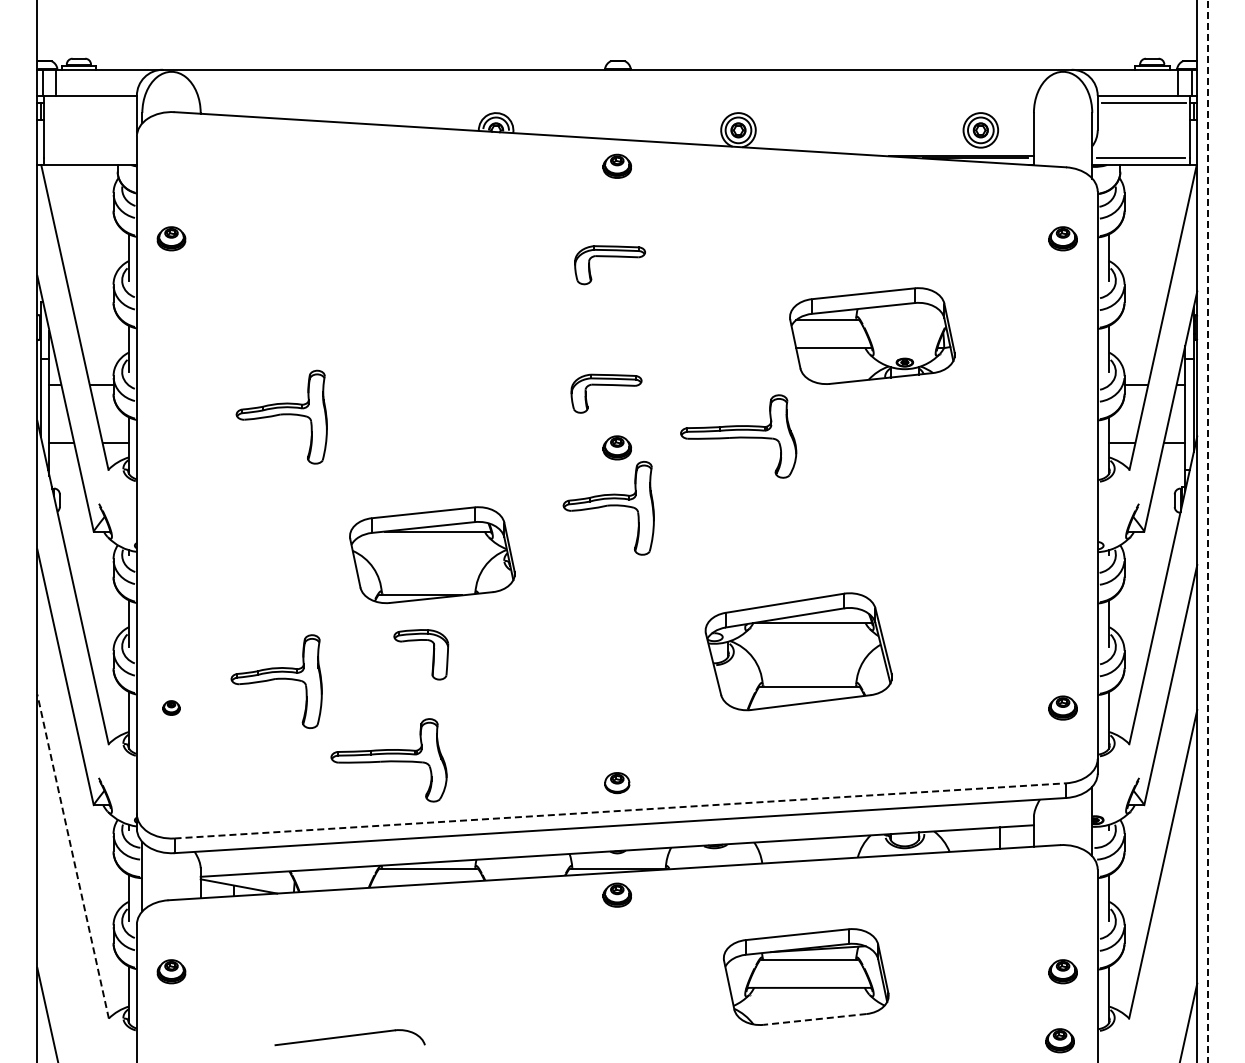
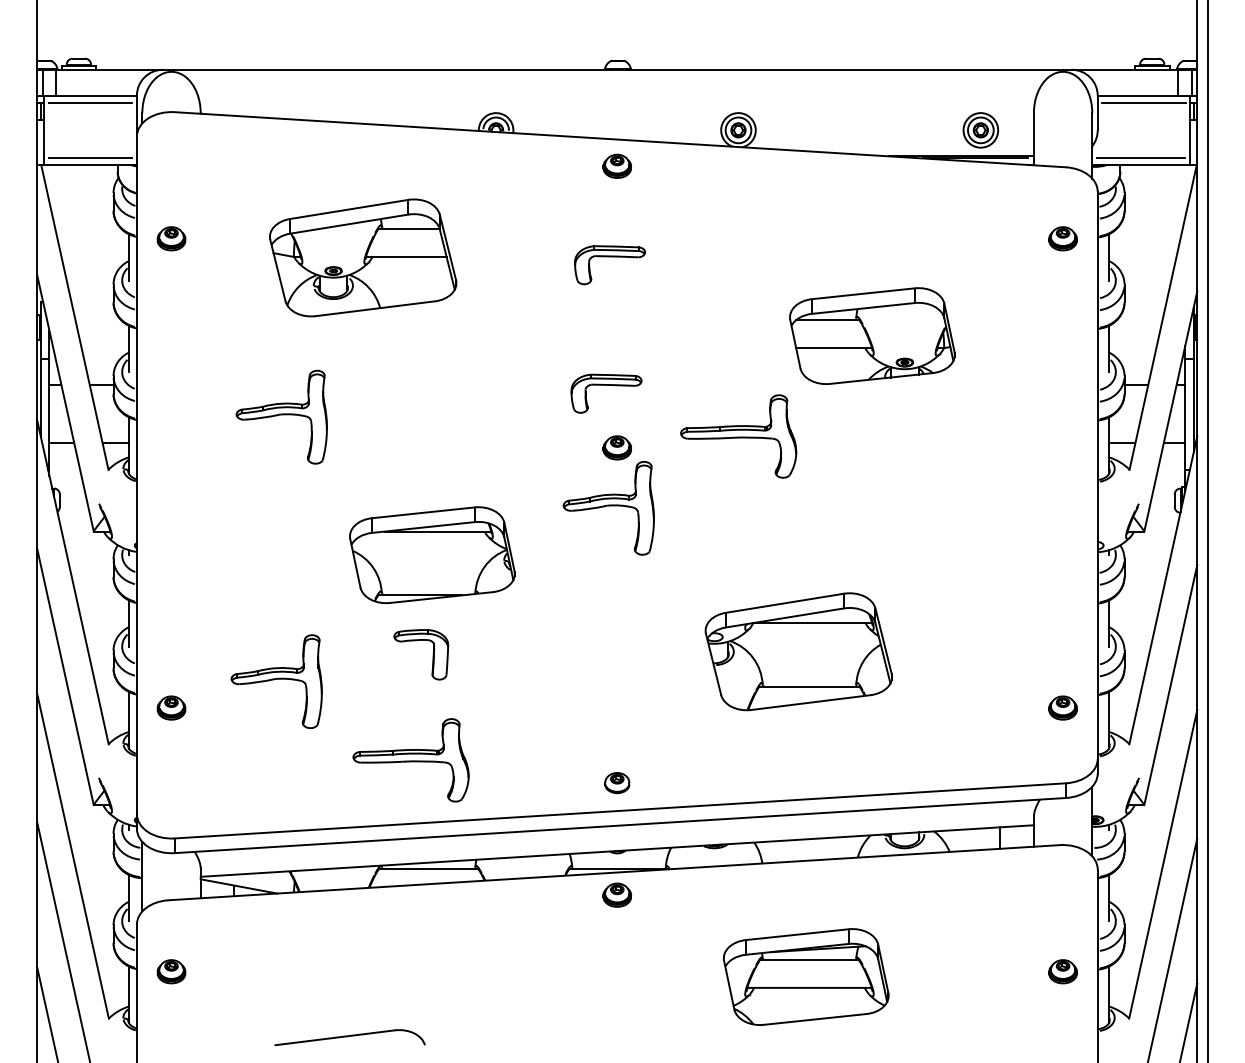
line: none -> present (90, 102)
line: none -> present (90, 158)
part: none -> present (363, 257)
line: dashed -> solid (1207, 531)
part size: 19x16 px -> 31x26 px (171, 707)
part position: (388, 760) -> (410, 760) (410, 760)
line: dashed -> solid (620, 810)
line: dashed -> solid (73, 856)
line: none -> present (63, 941)
line: none -> present (1172, 948)
line: dashed -> solid (815, 1019)
part: present -> none (1059, 1040)
